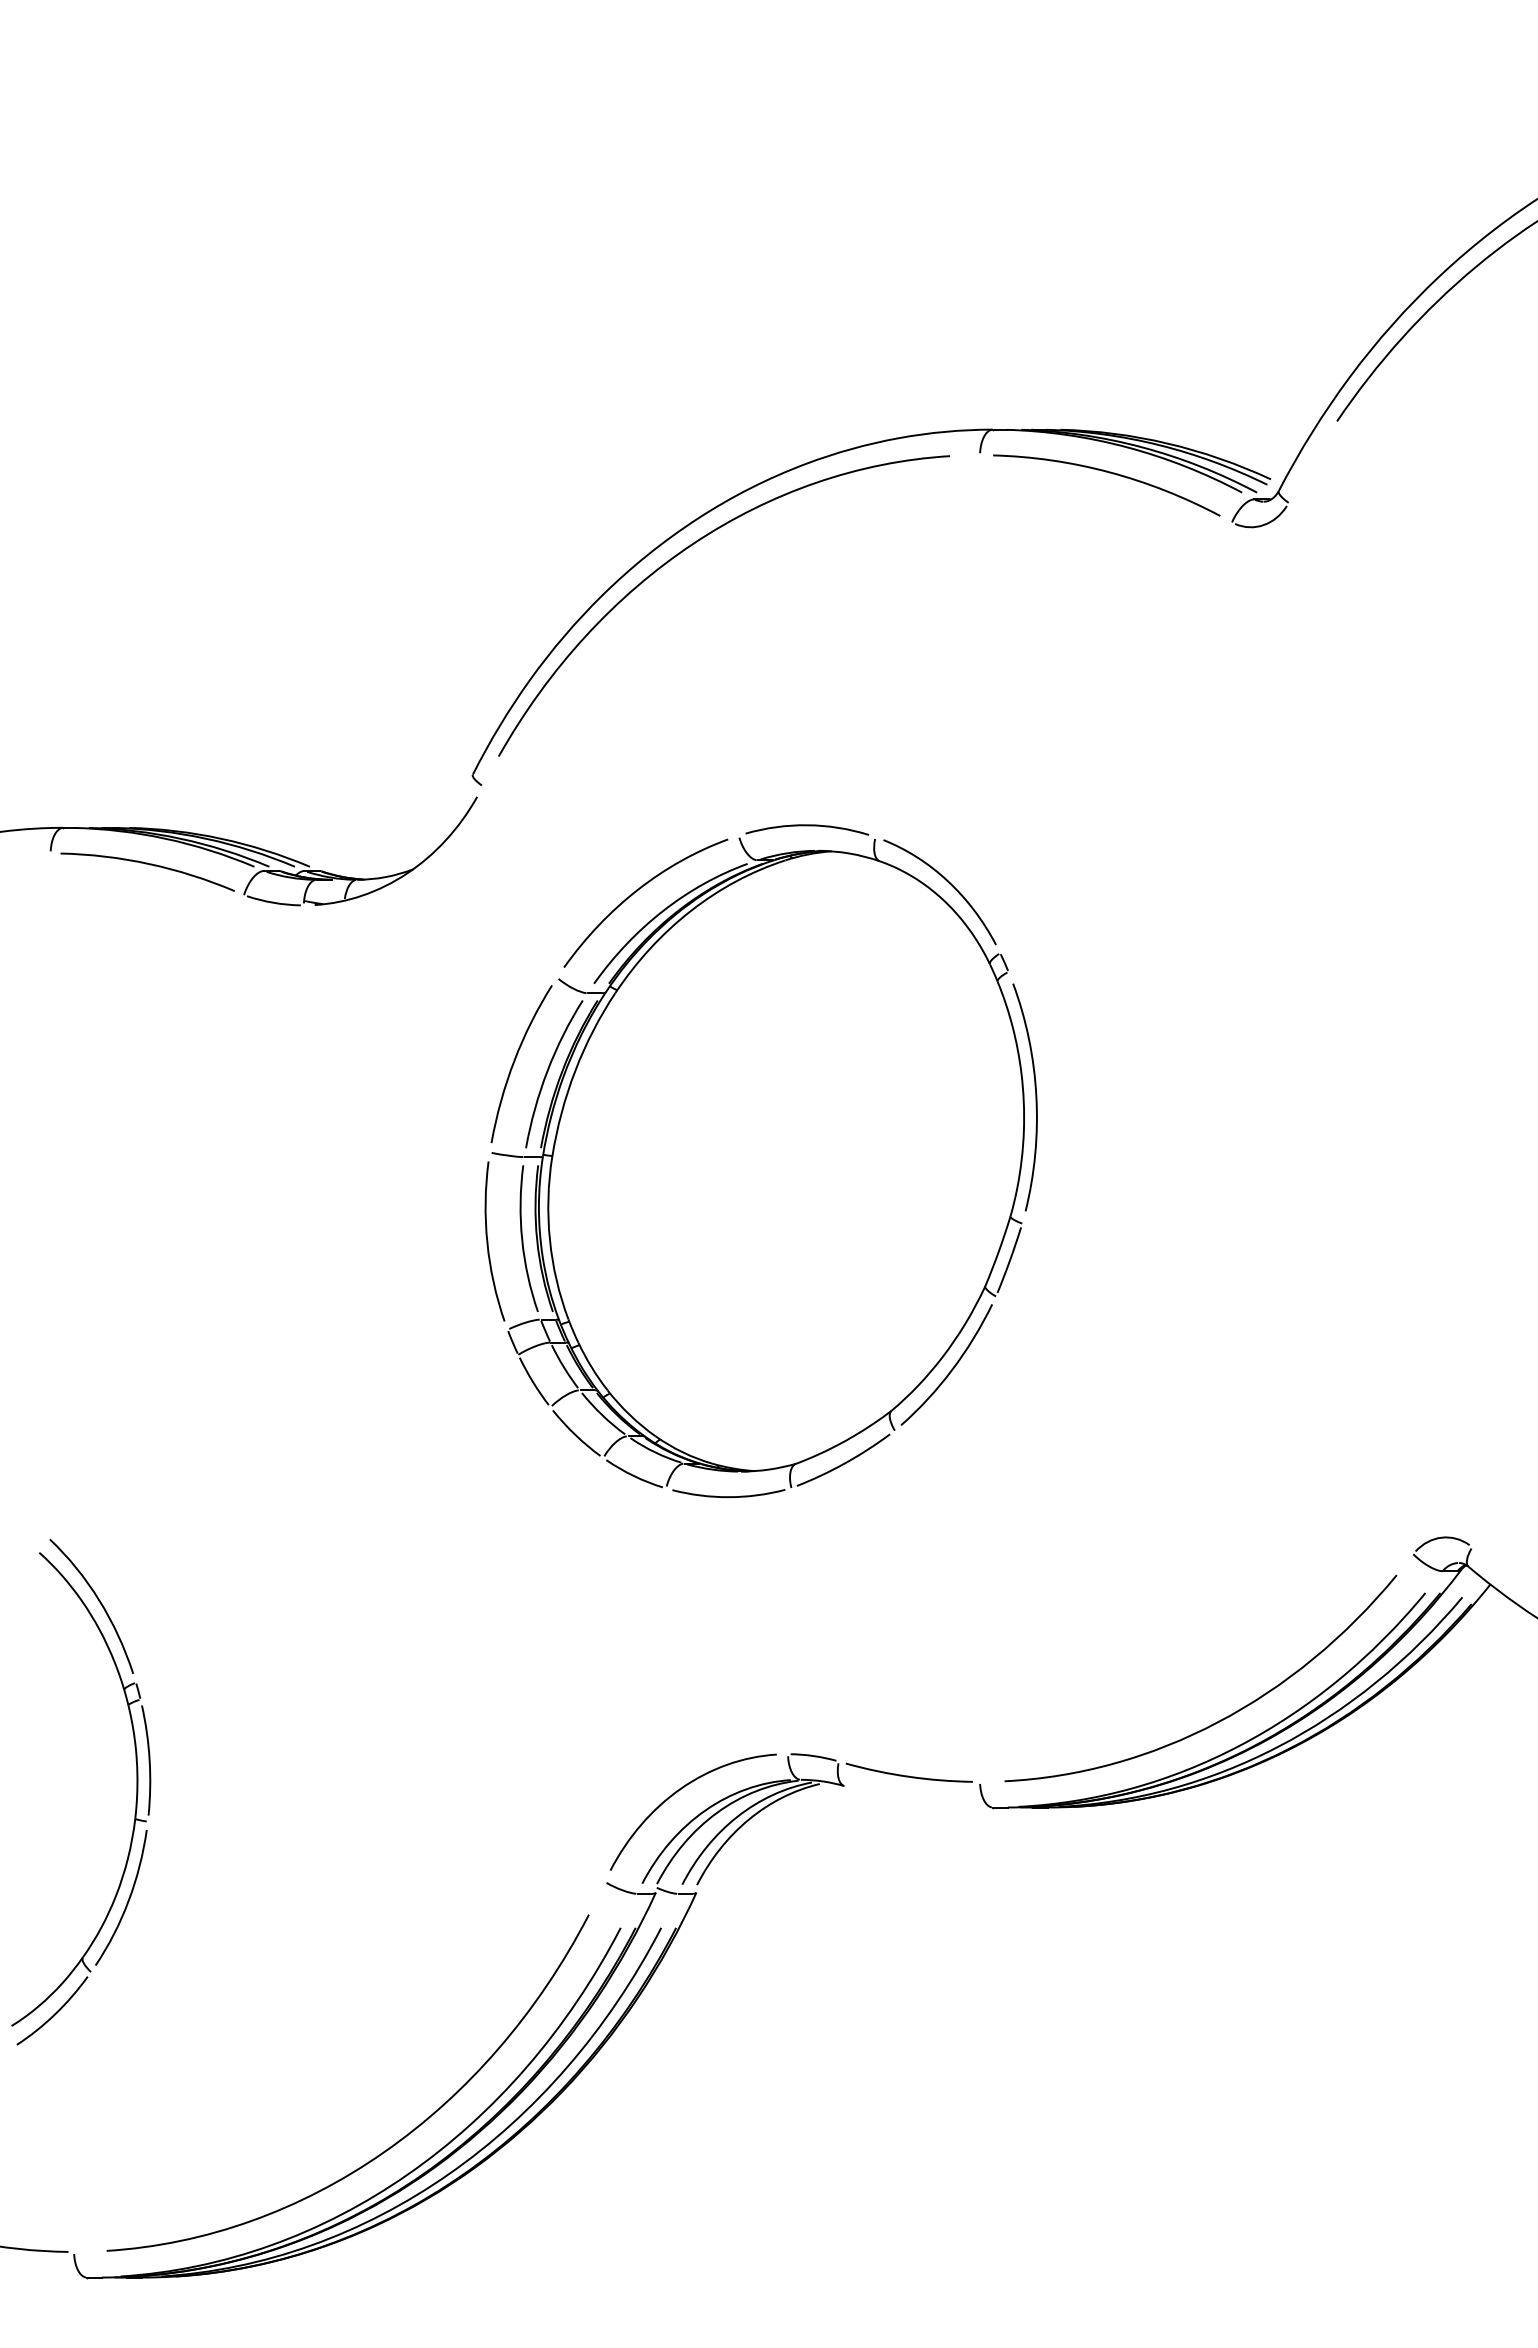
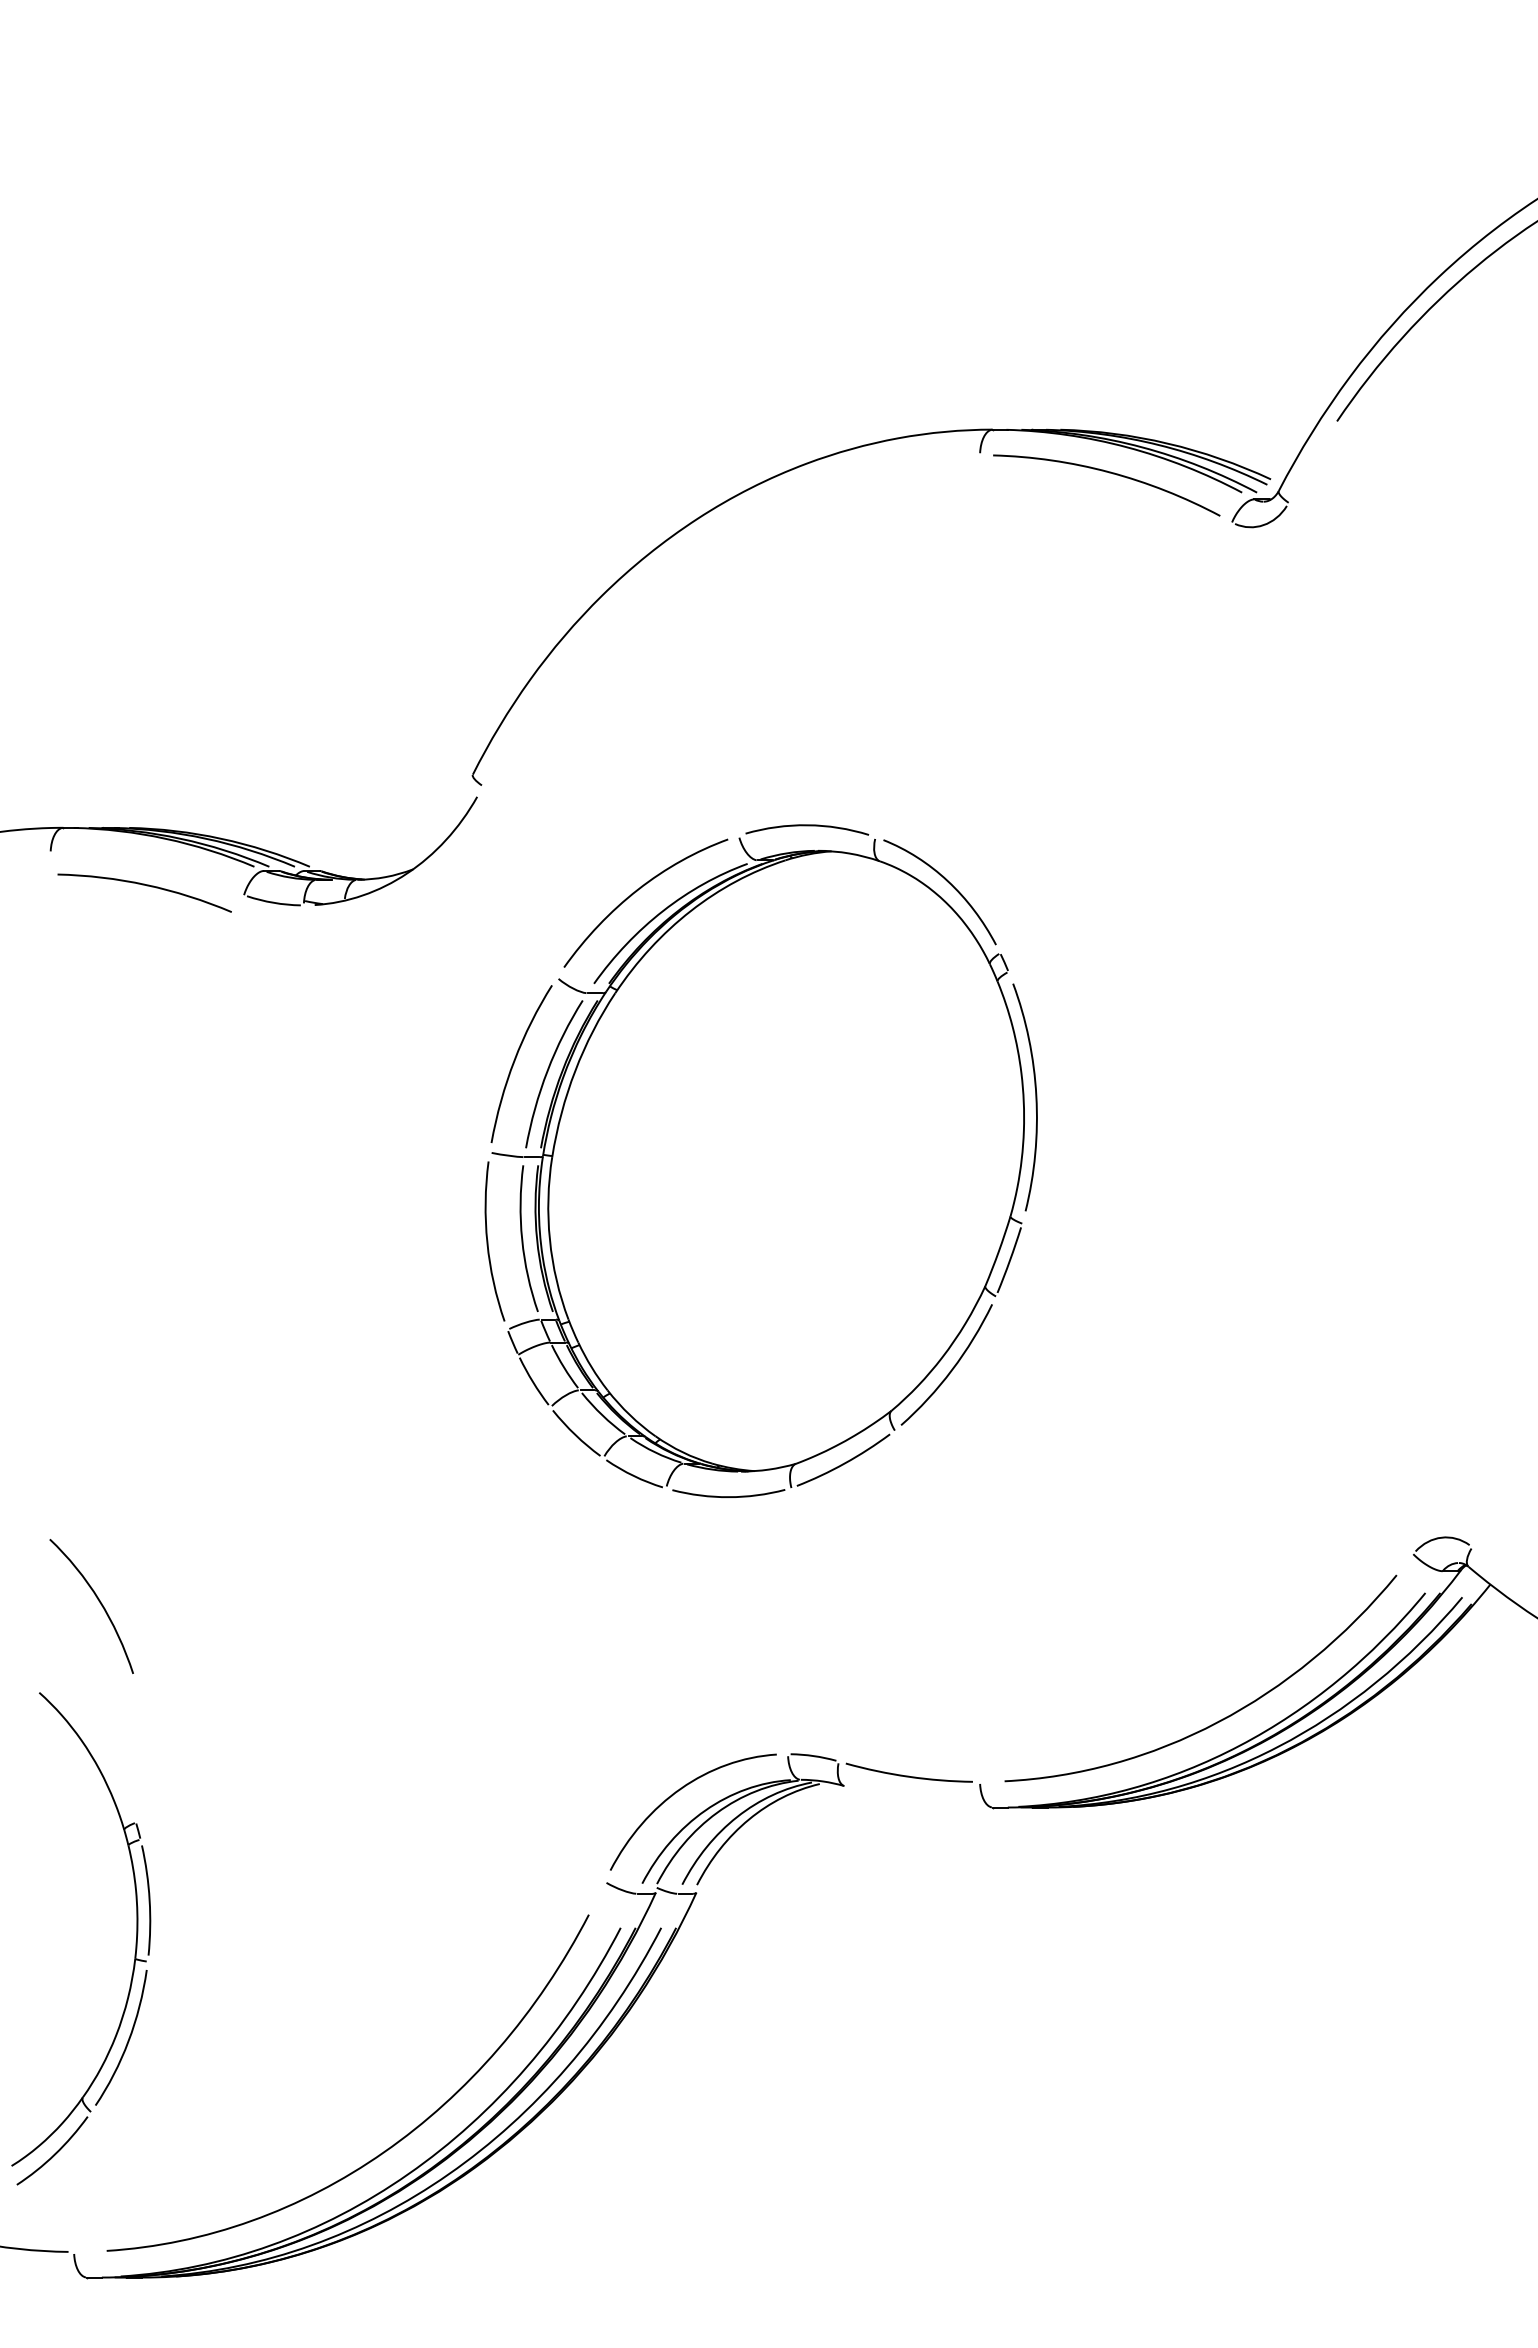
curve: present -> none (681, 553)
curve position: (149, 865) -> (146, 886) (146, 886)
part position: (135, 1801) -> (135, 1941) (135, 1941)
